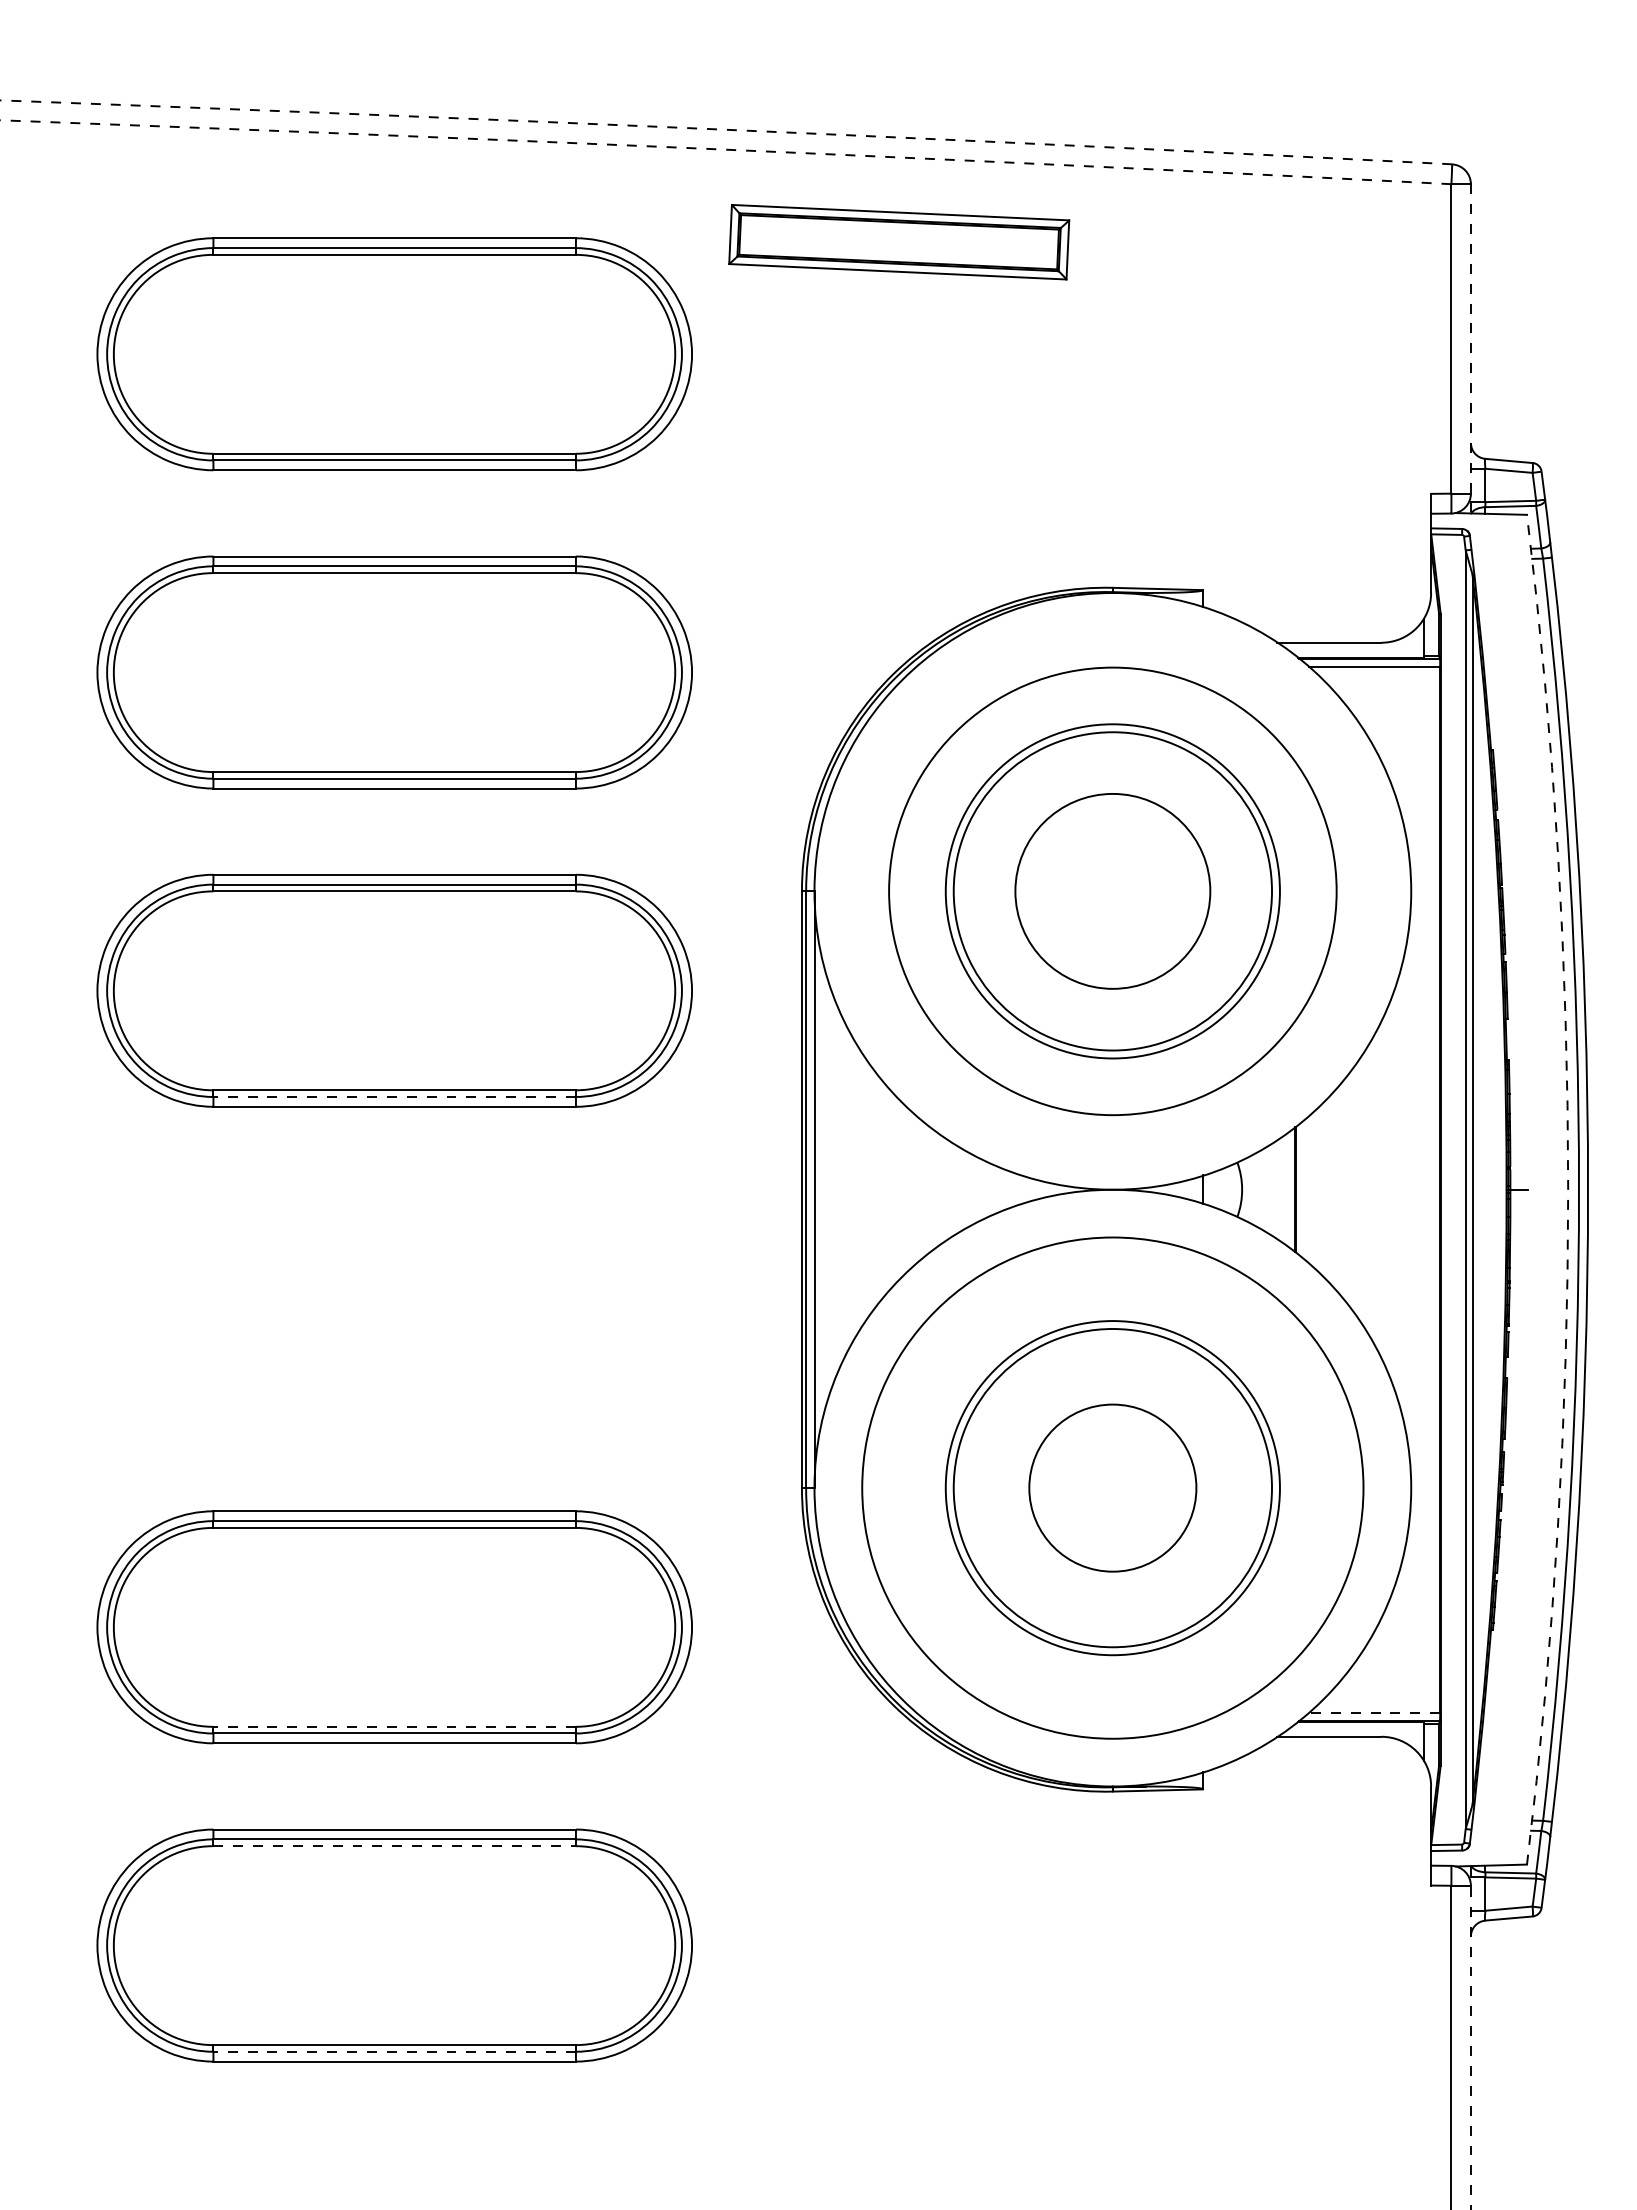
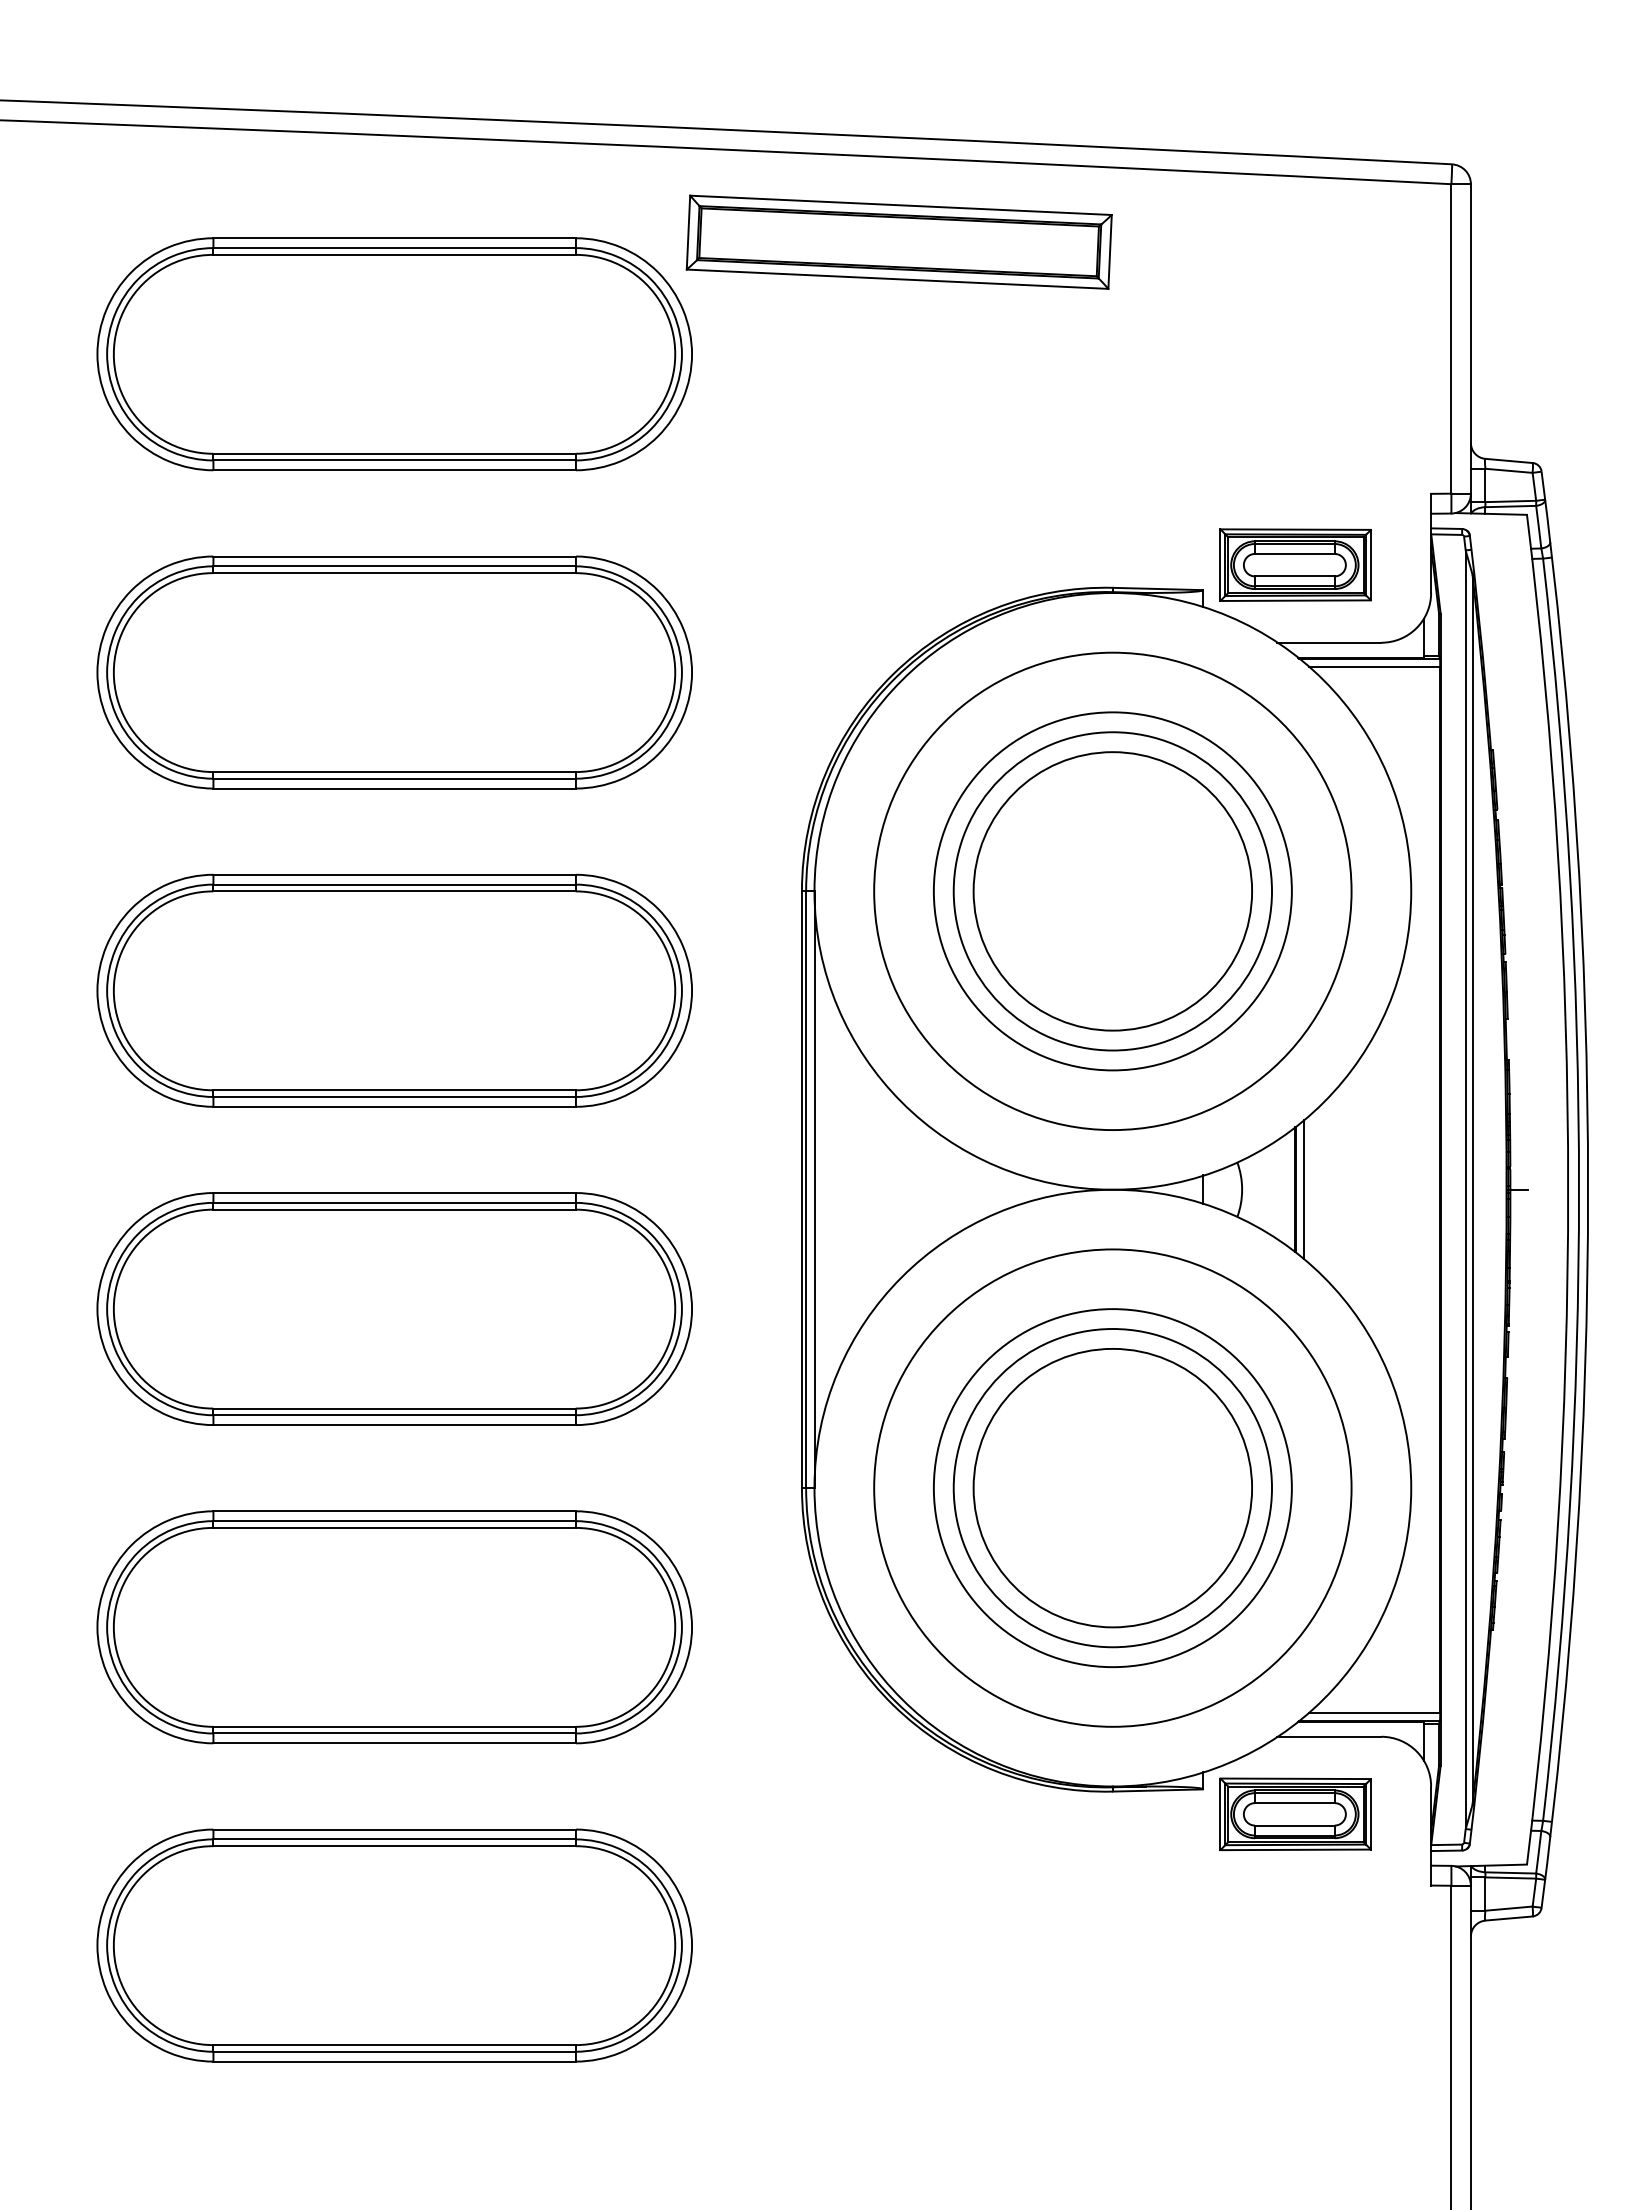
arc: dashed -> solid (725, 129)
arc: dashed -> solid (726, 149)
part size: 343x77 px -> 428x96 px (898, 241)
line: dashed -> solid (1470, 348)
part: none -> present (1295, 564)
circle diameter: 195 px -> 278 px (1112, 891)
circle diameter: 334 px -> 477 px (1112, 891)
circle diameter: 448 px -> 358 px (1112, 891)
line: dashed -> solid (394, 1096)
line: none -> present (1303, 1189)
arc: dashed -> solid (1568, 1189)
part: none -> present (394, 1308)
circle diameter: 167 px -> 278 px (1112, 1487)
circle diameter: 501 px -> 358 px (1112, 1488)
circle diameter: 334 px -> 477 px (1112, 1487)
line: dashed -> solid (1374, 1712)
line: dashed -> solid (394, 1726)
part: none -> present (1295, 1814)
line: dashed -> solid (395, 1846)
line: dashed -> solid (1470, 2037)
line: dashed -> solid (394, 2051)
